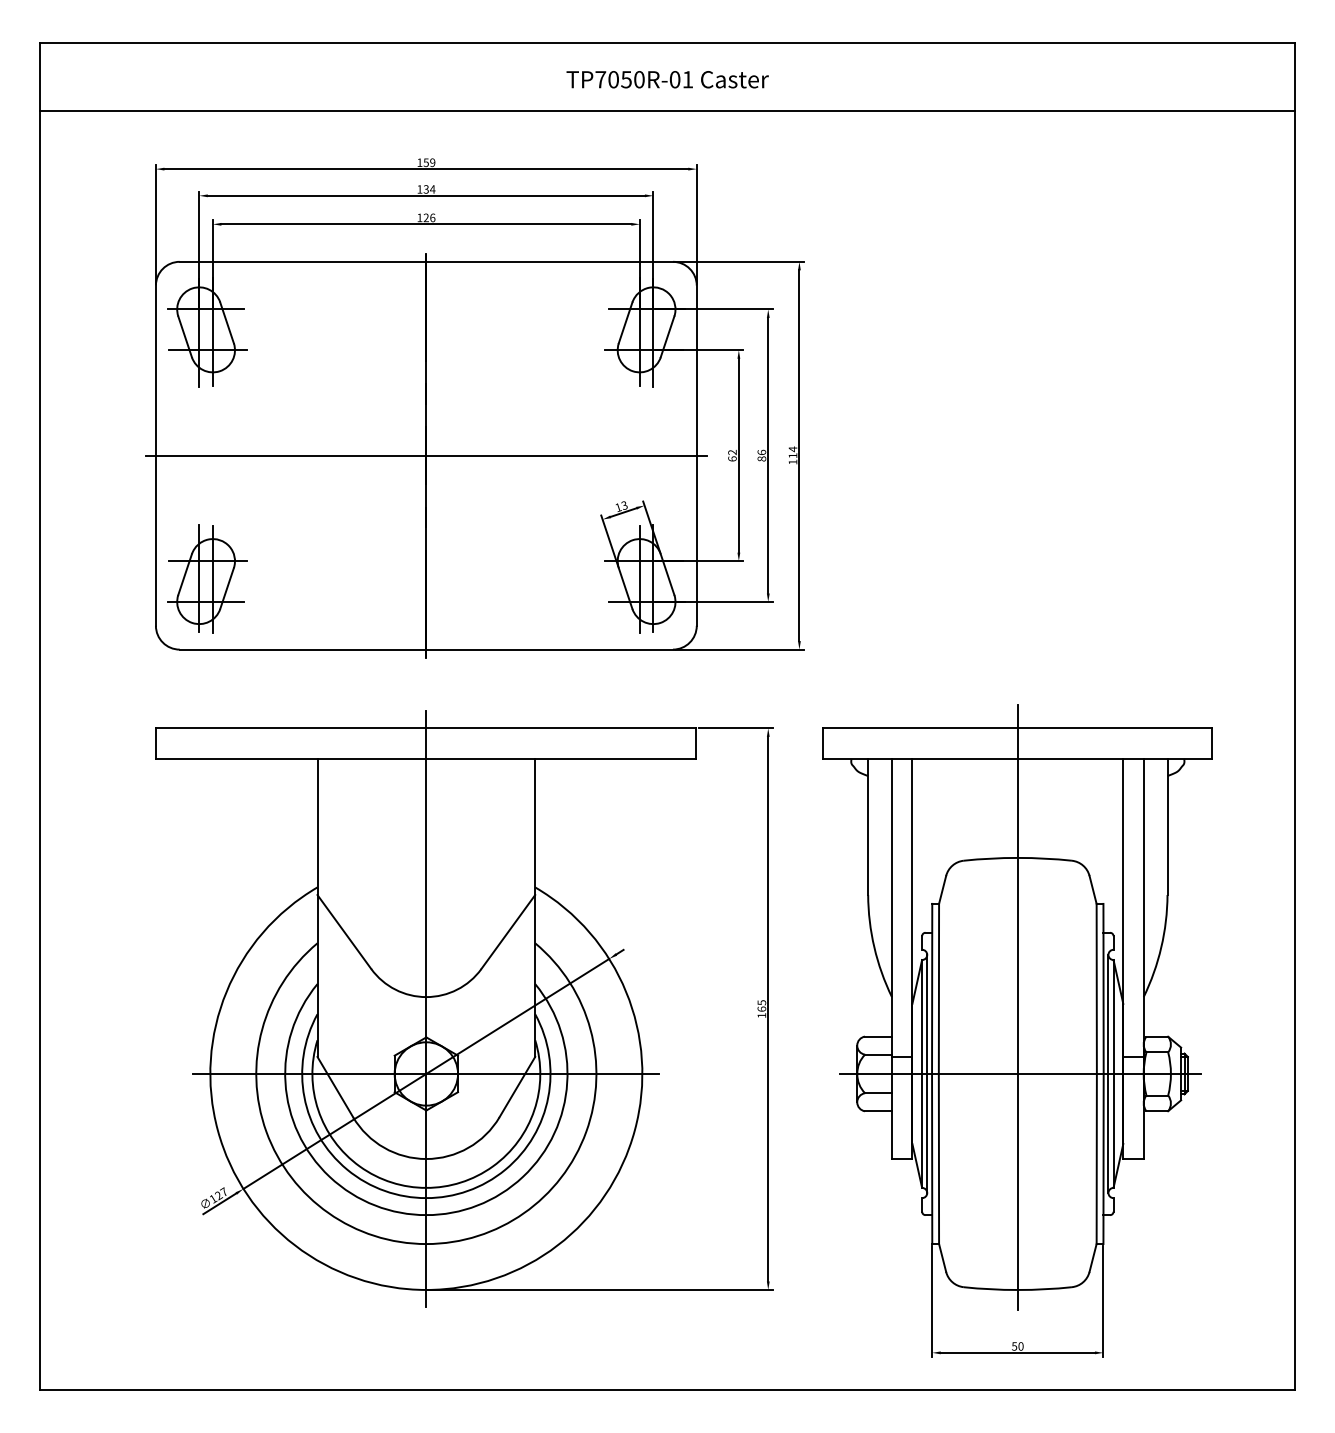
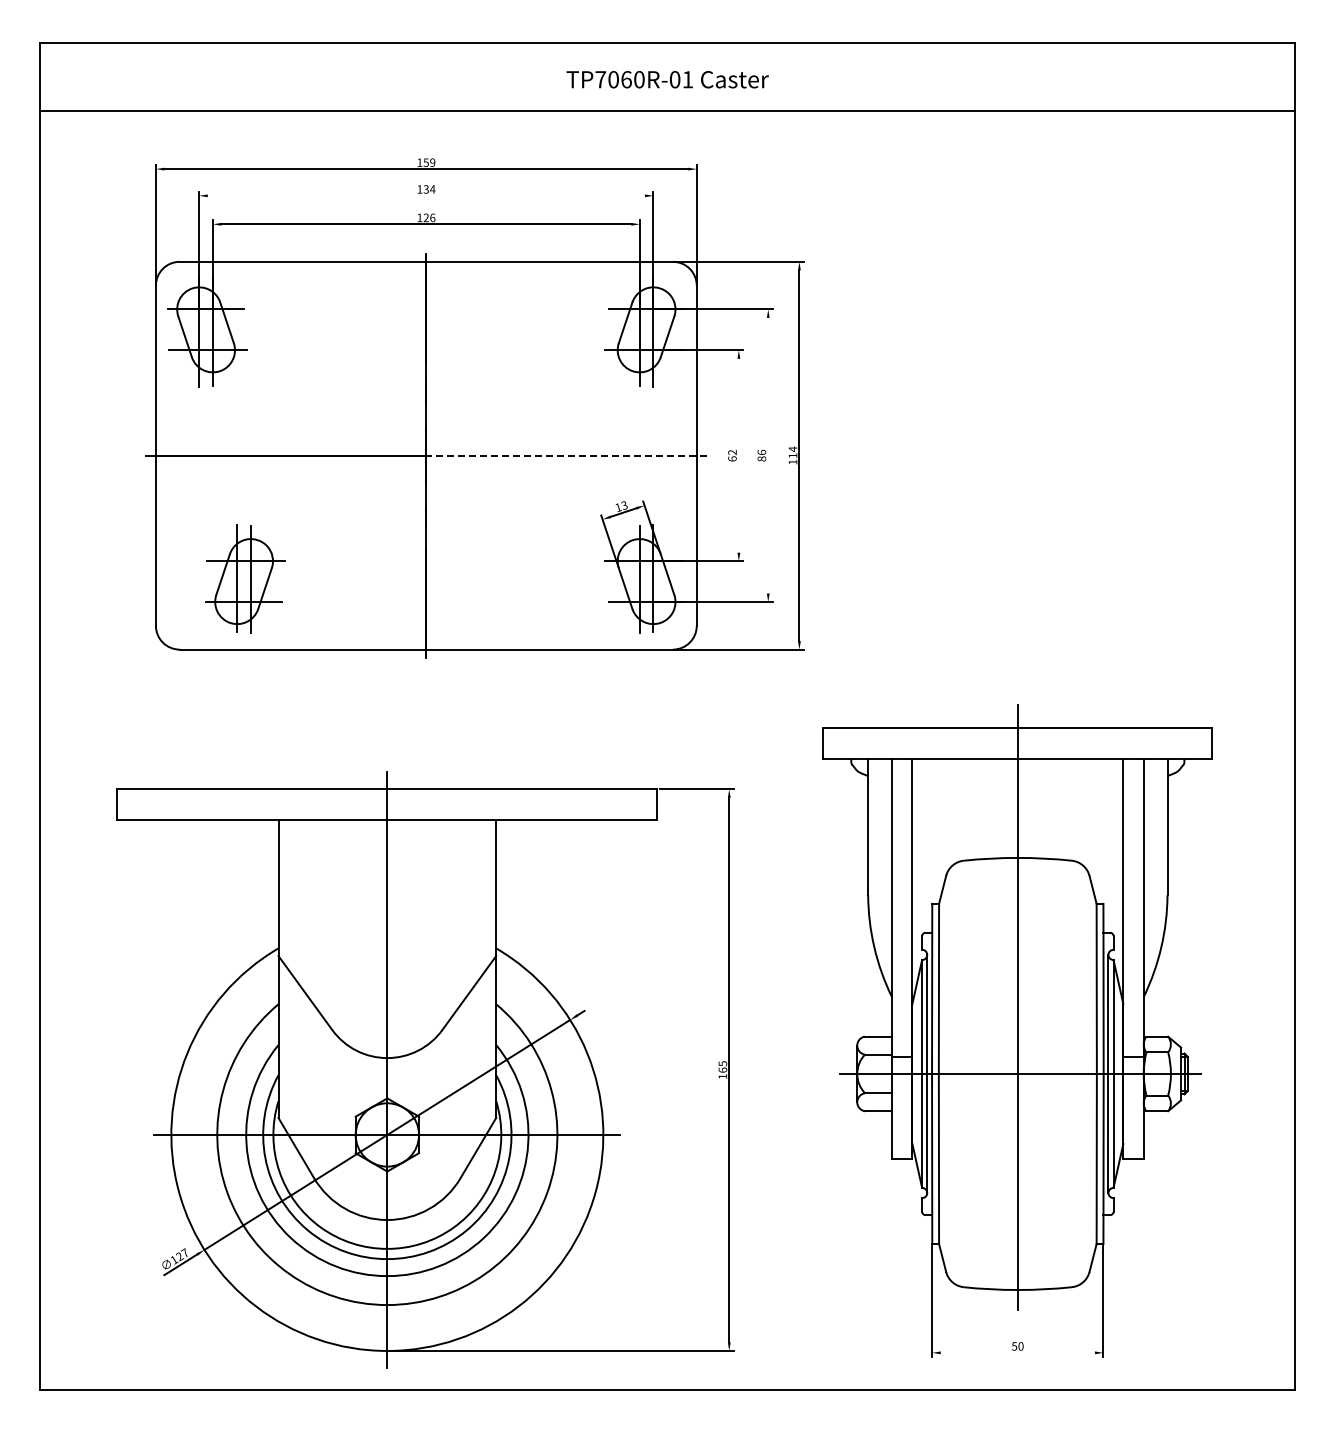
text: TP7050R-01 -> TP7060R-01 (626, 79)
line: present -> none (425, 195)
line: solid -> dashed (565, 455)
line: present -> none (738, 455)
line: present -> none (768, 455)
part position: (207, 578) -> (245, 578) (245, 578)
part position: (464, 1008) -> (425, 1069) (425, 1069)
line: present -> none (1017, 1352)
